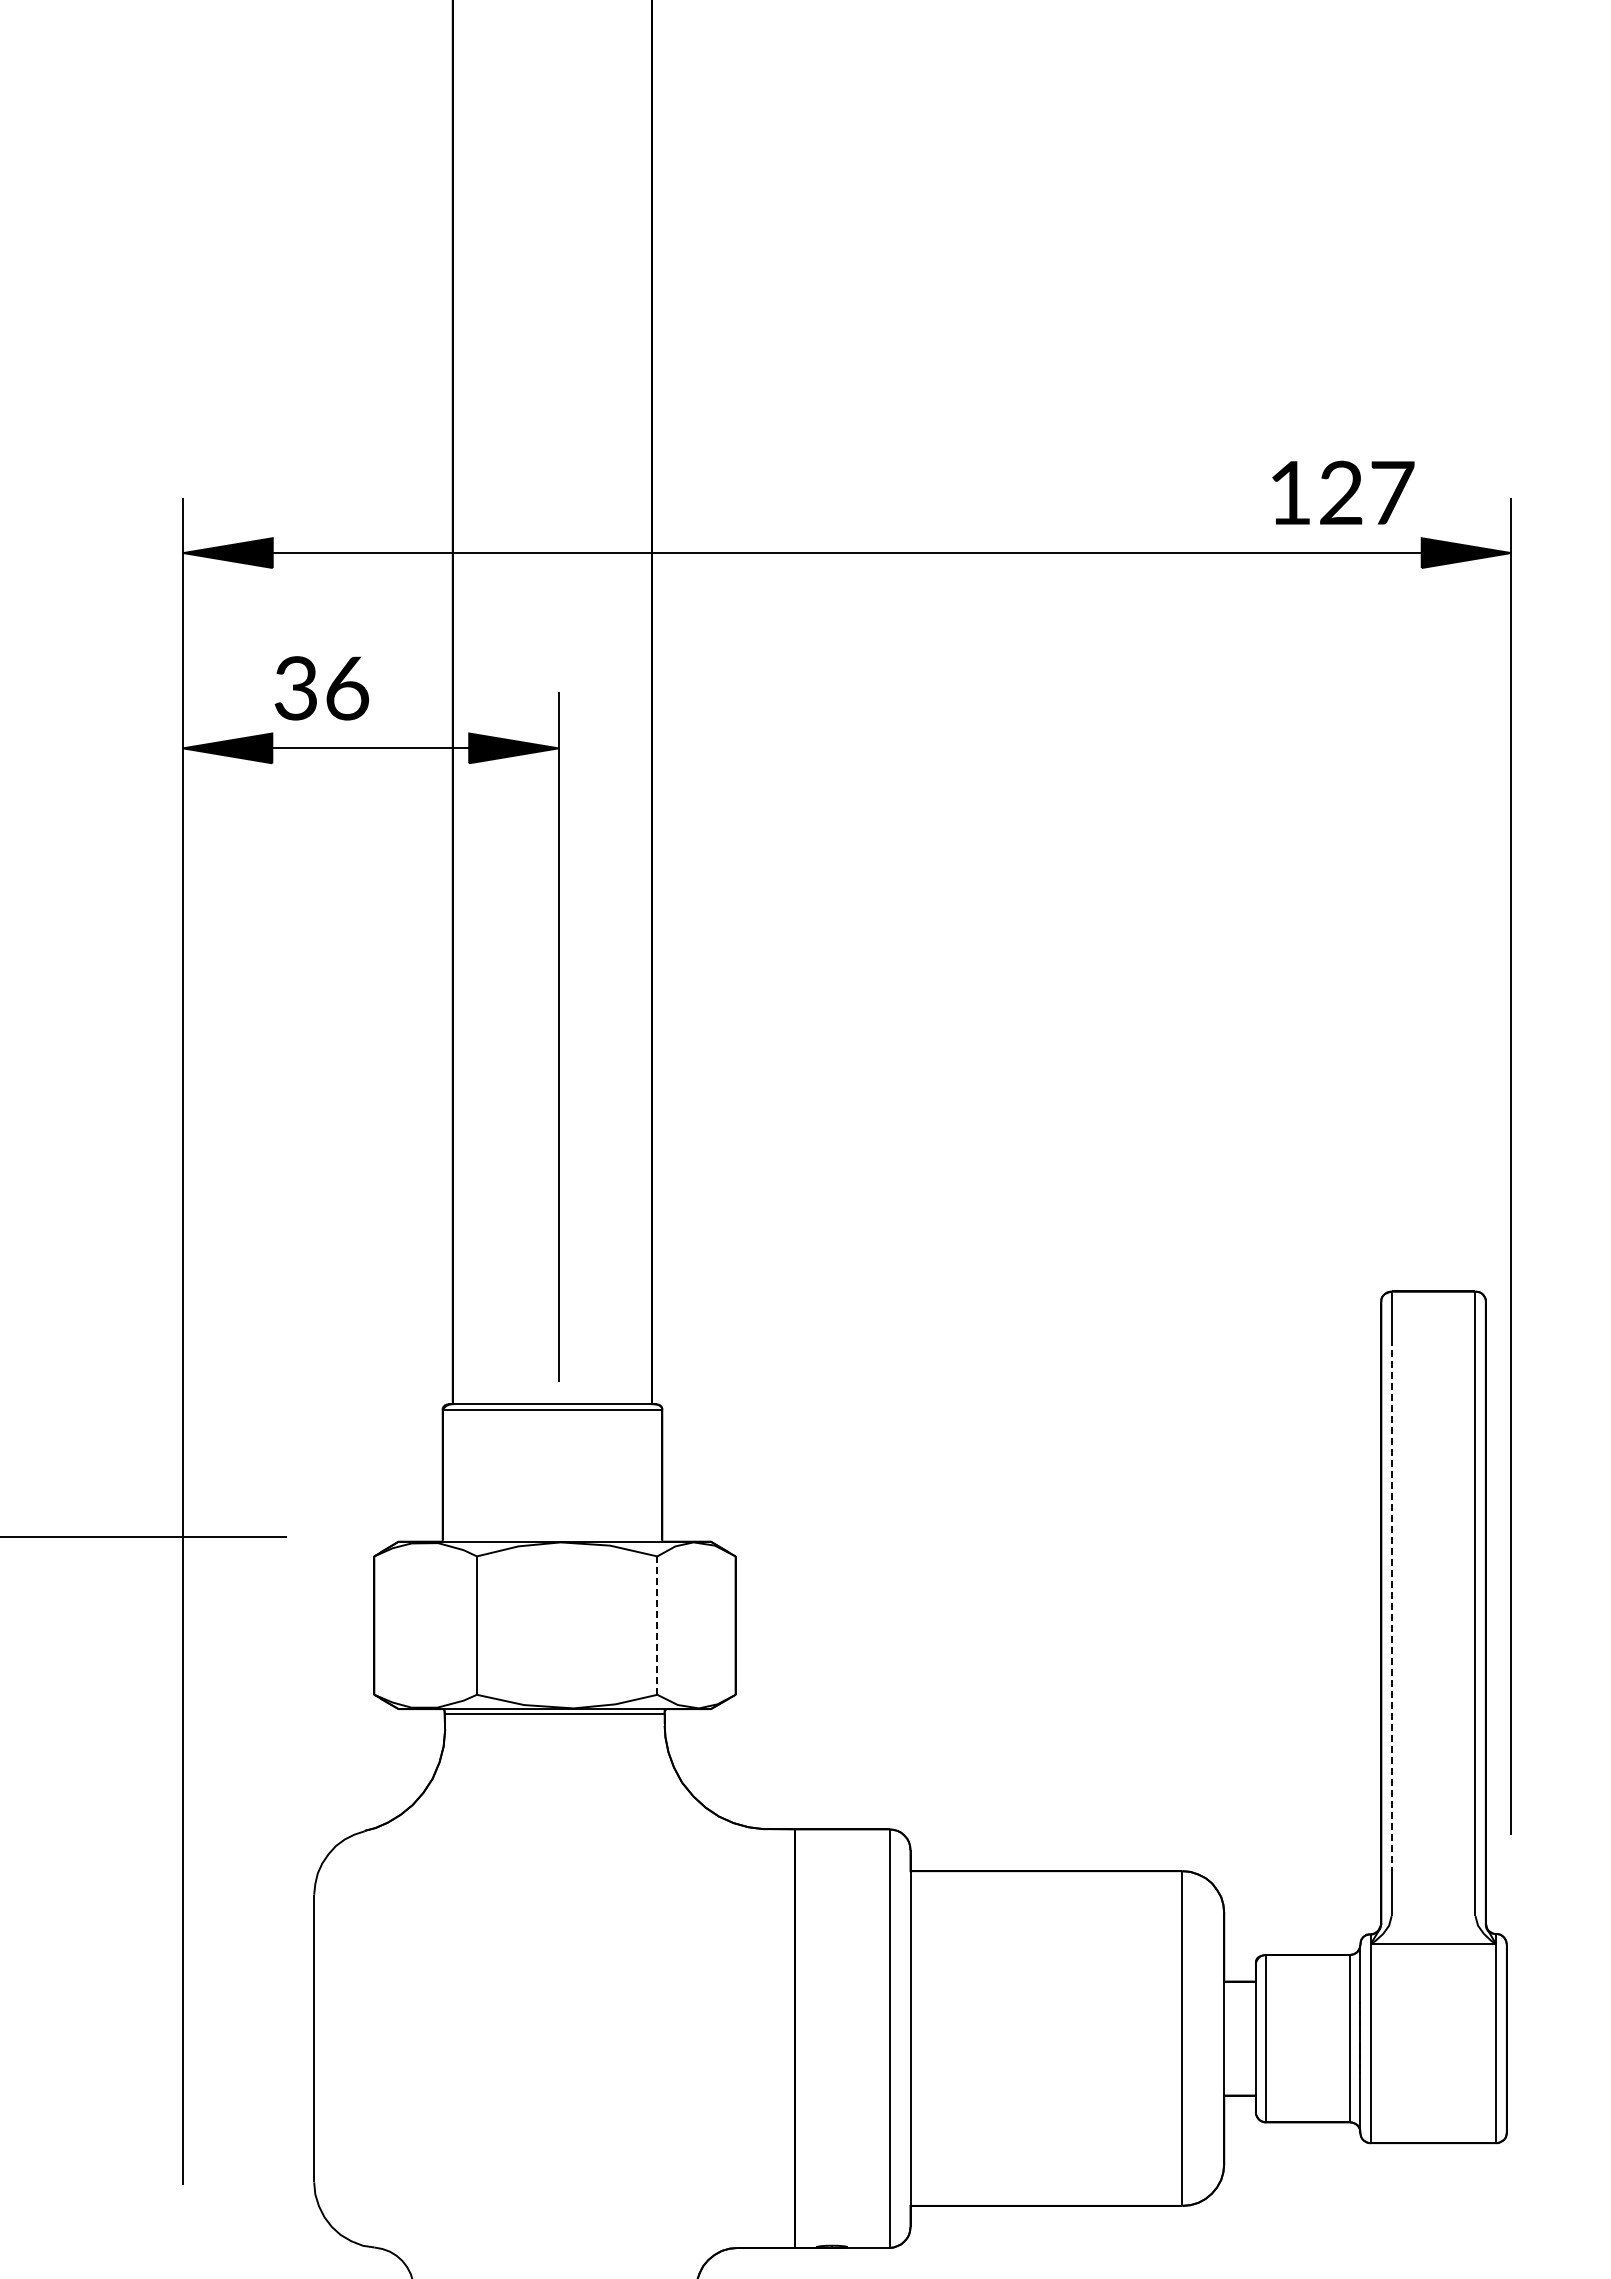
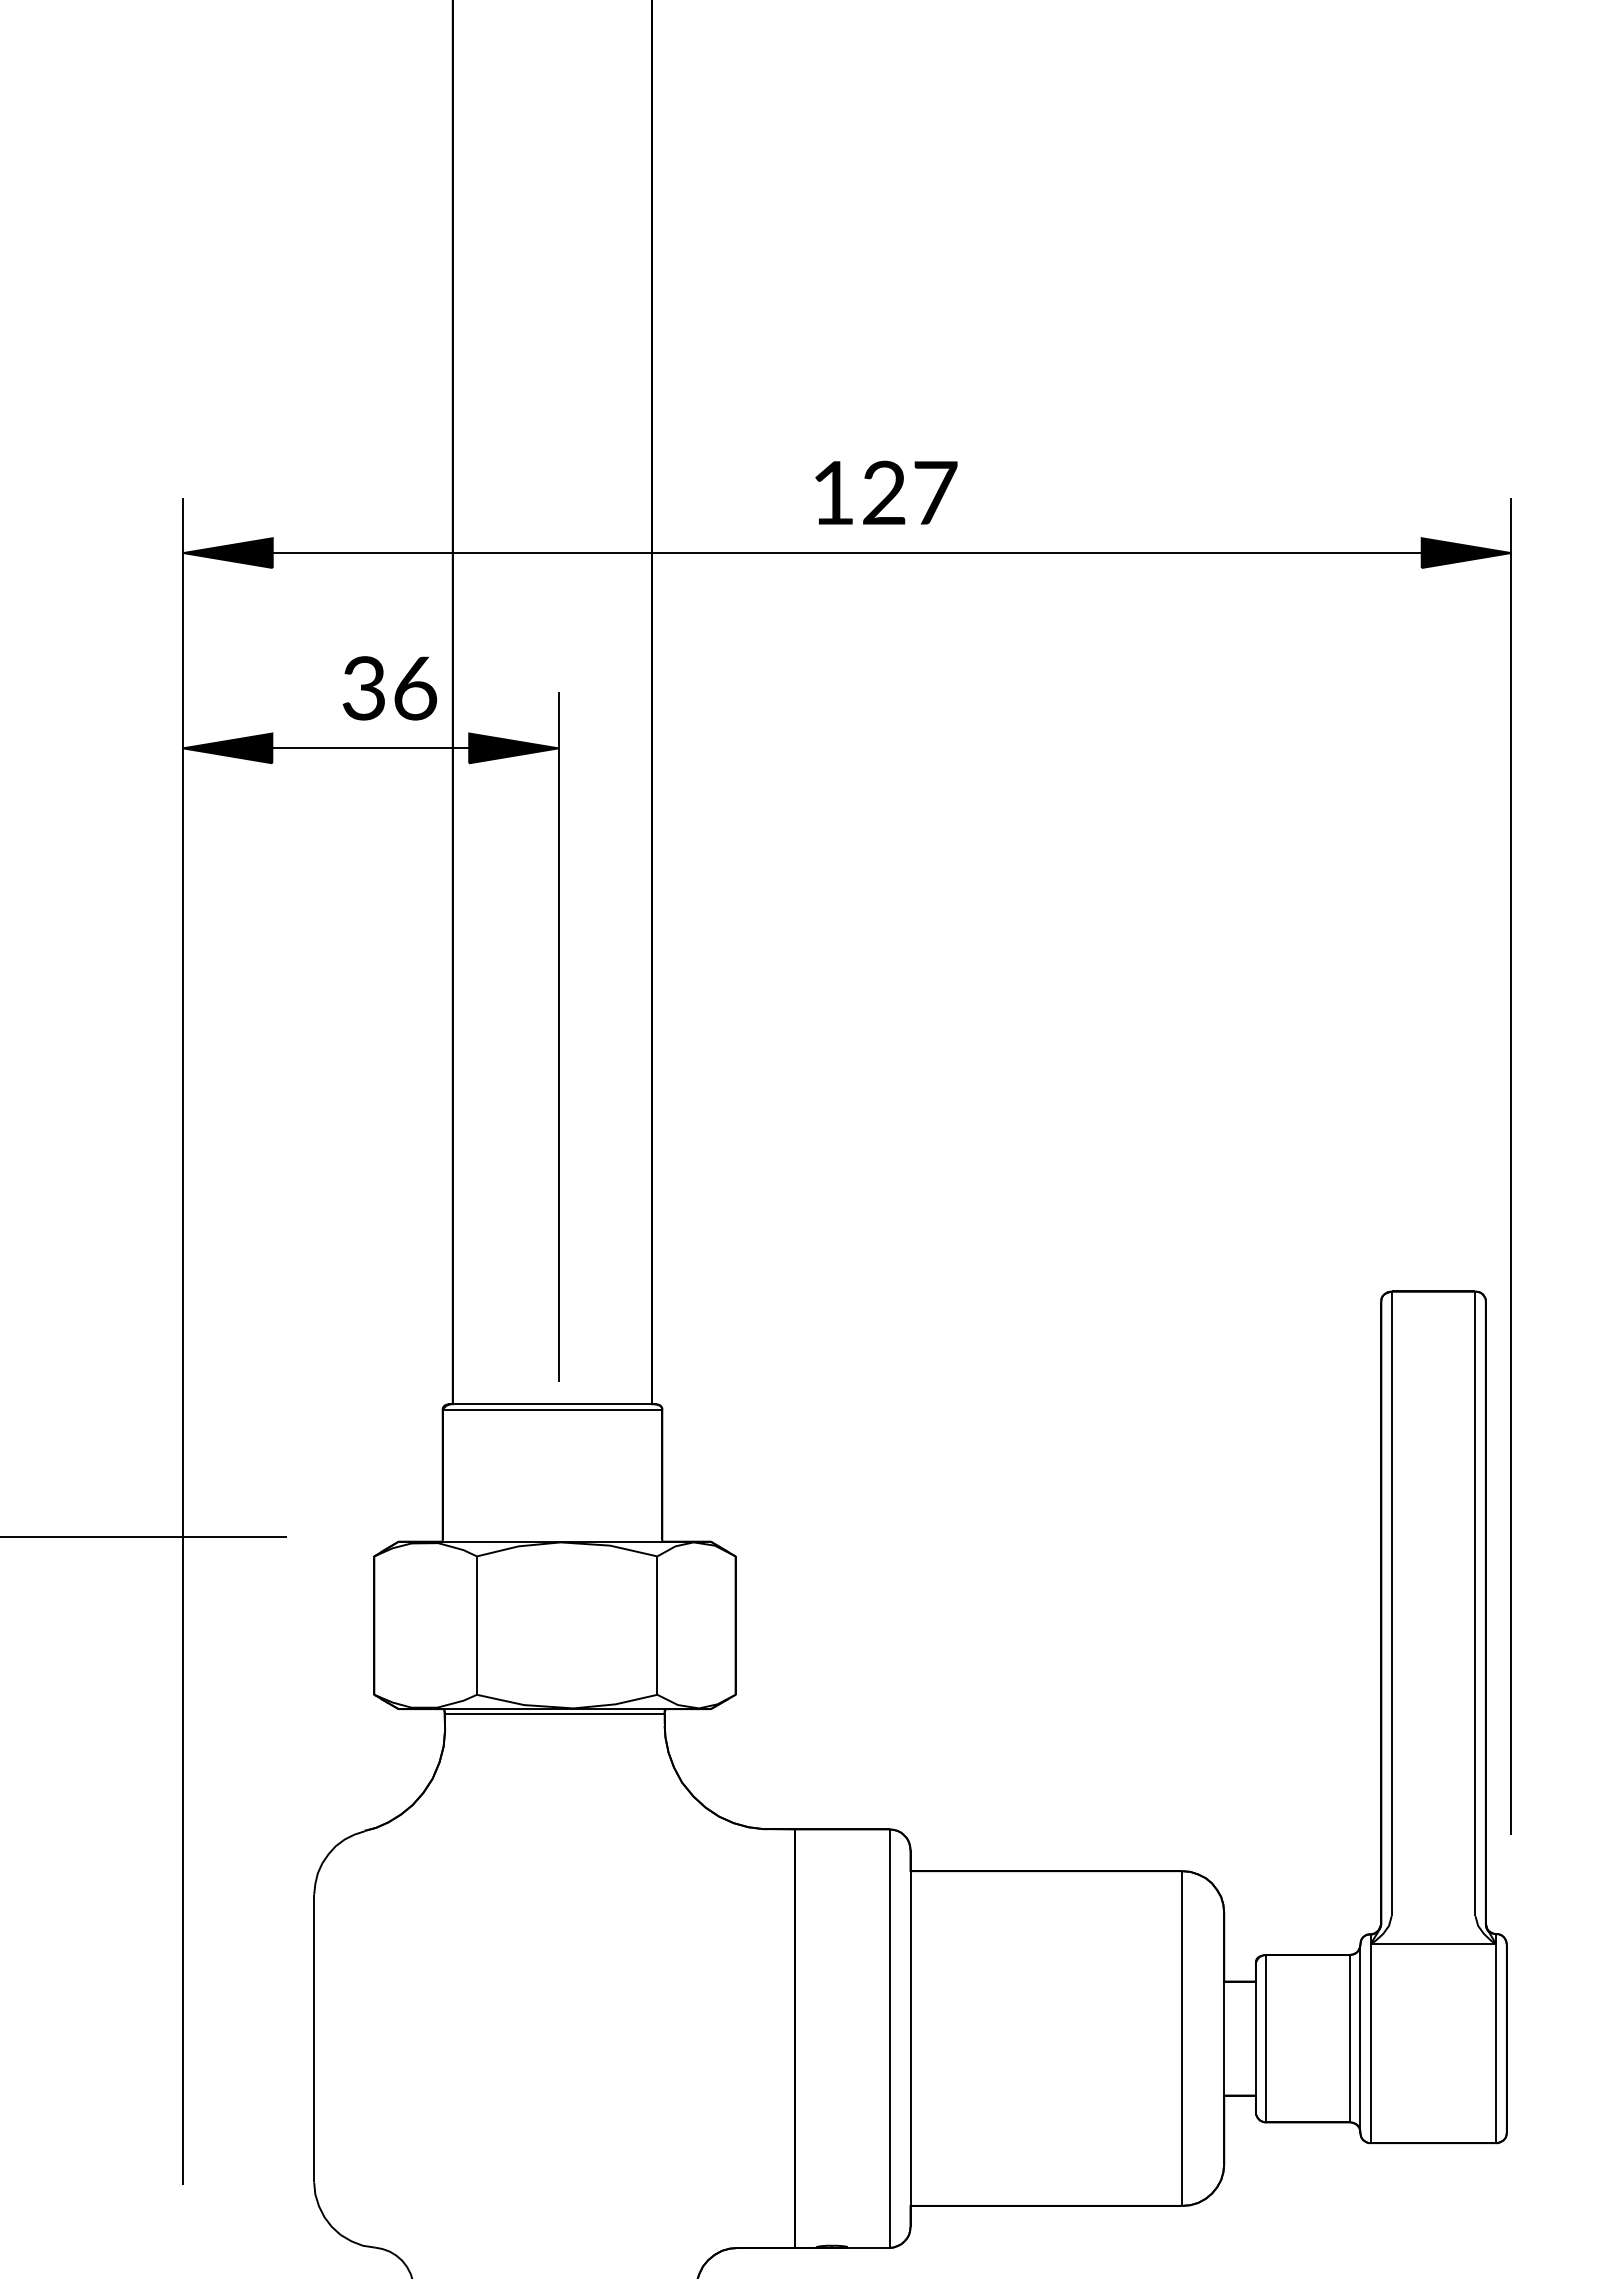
text position: (1343, 492) -> (886, 492) (886, 492)
text position: (321, 688) -> (389, 688) (389, 688)
line: dashed -> solid (1391, 1604)
line: dashed -> solid (657, 1625)
